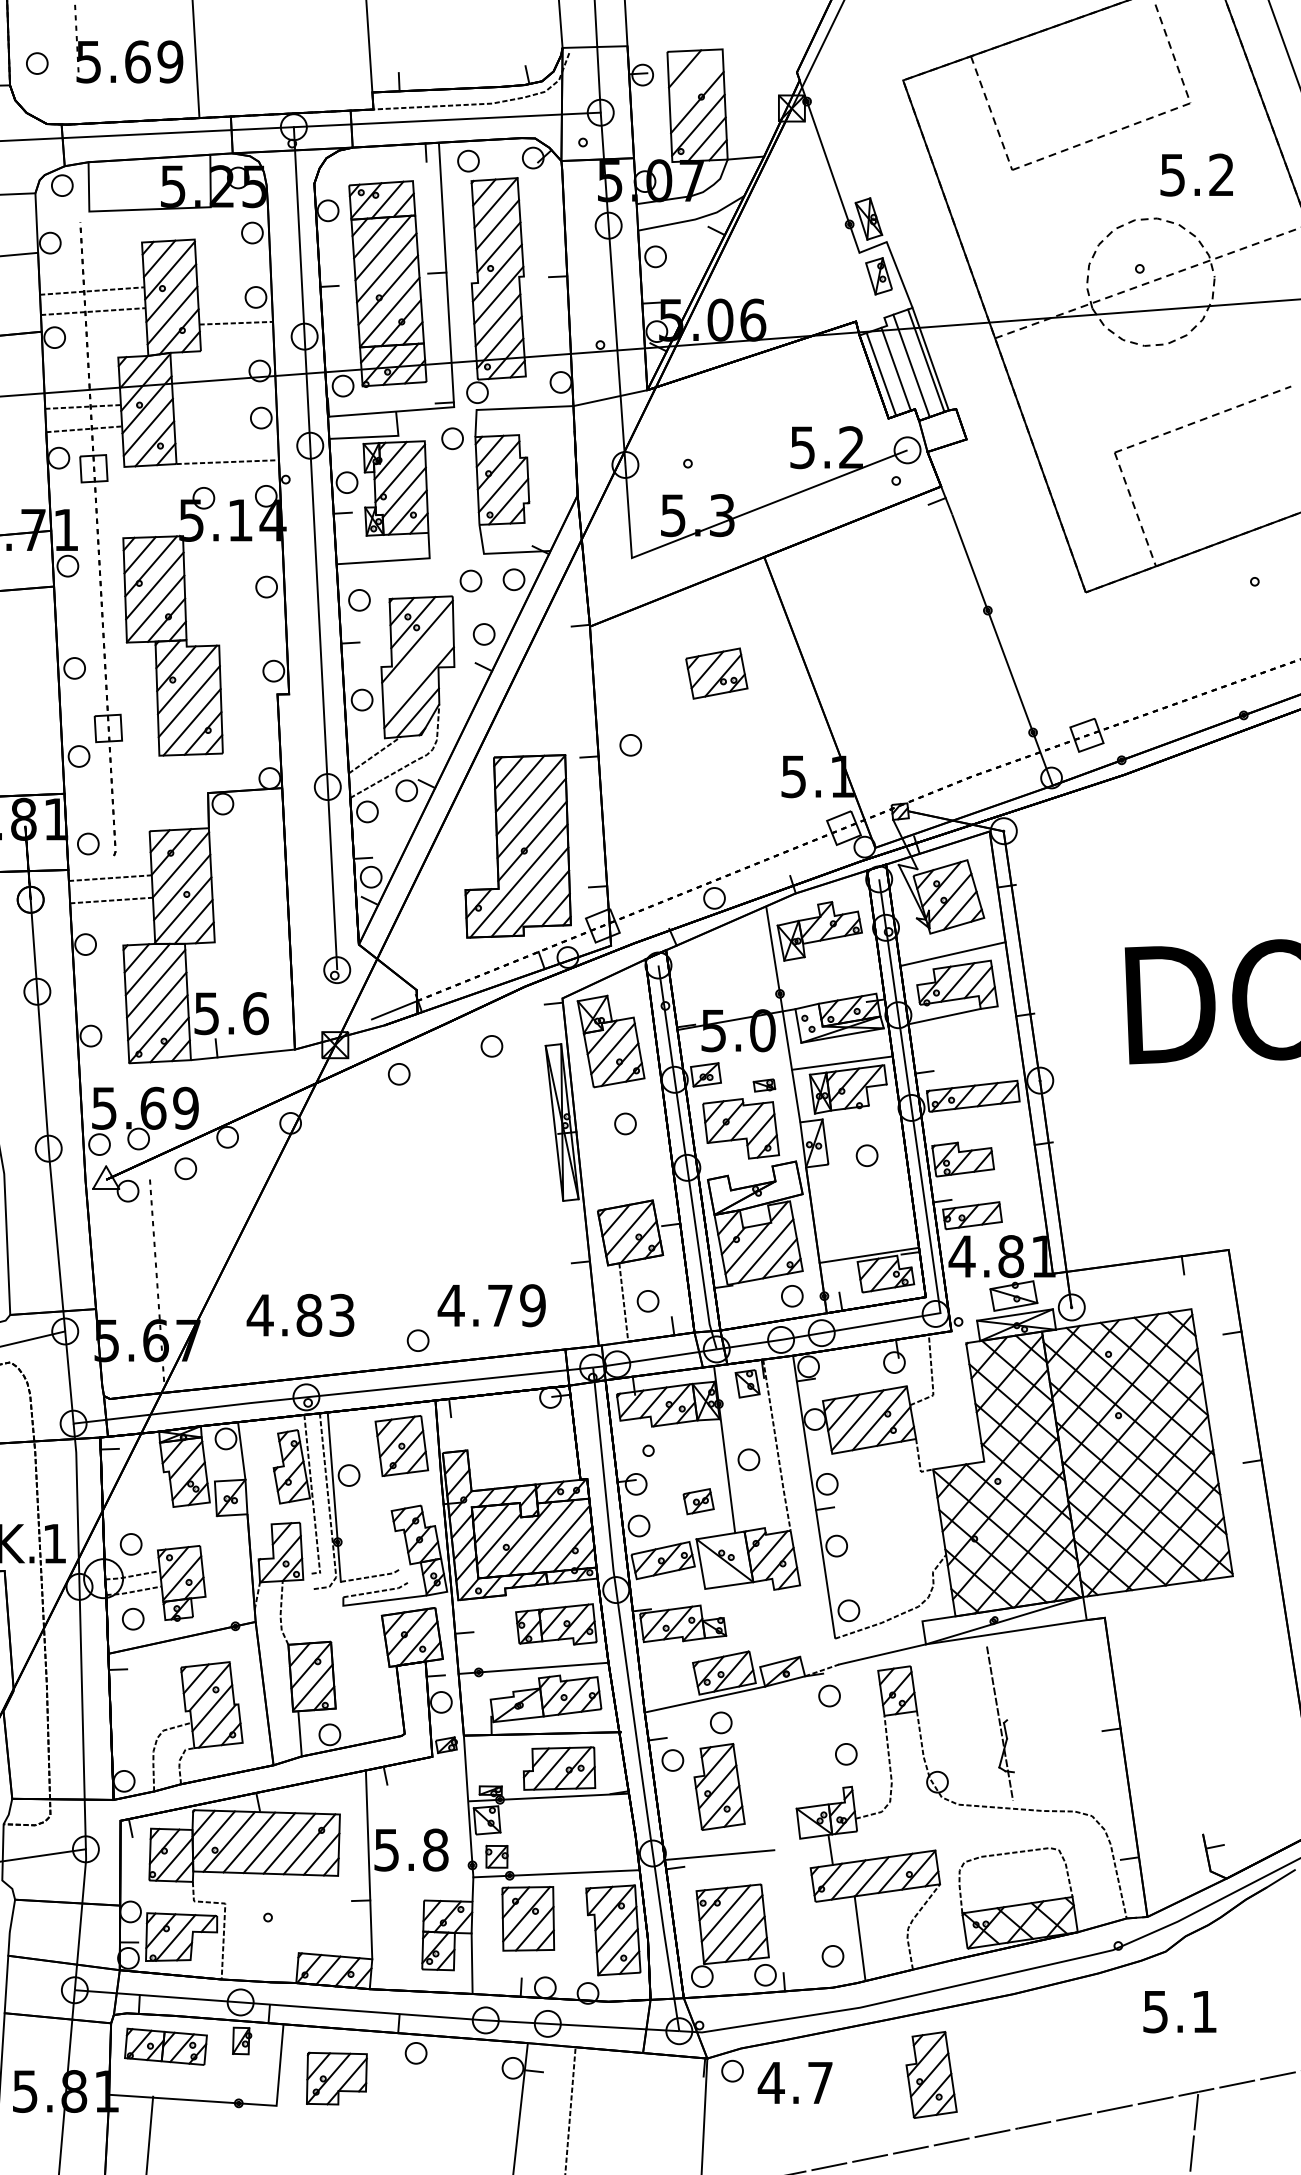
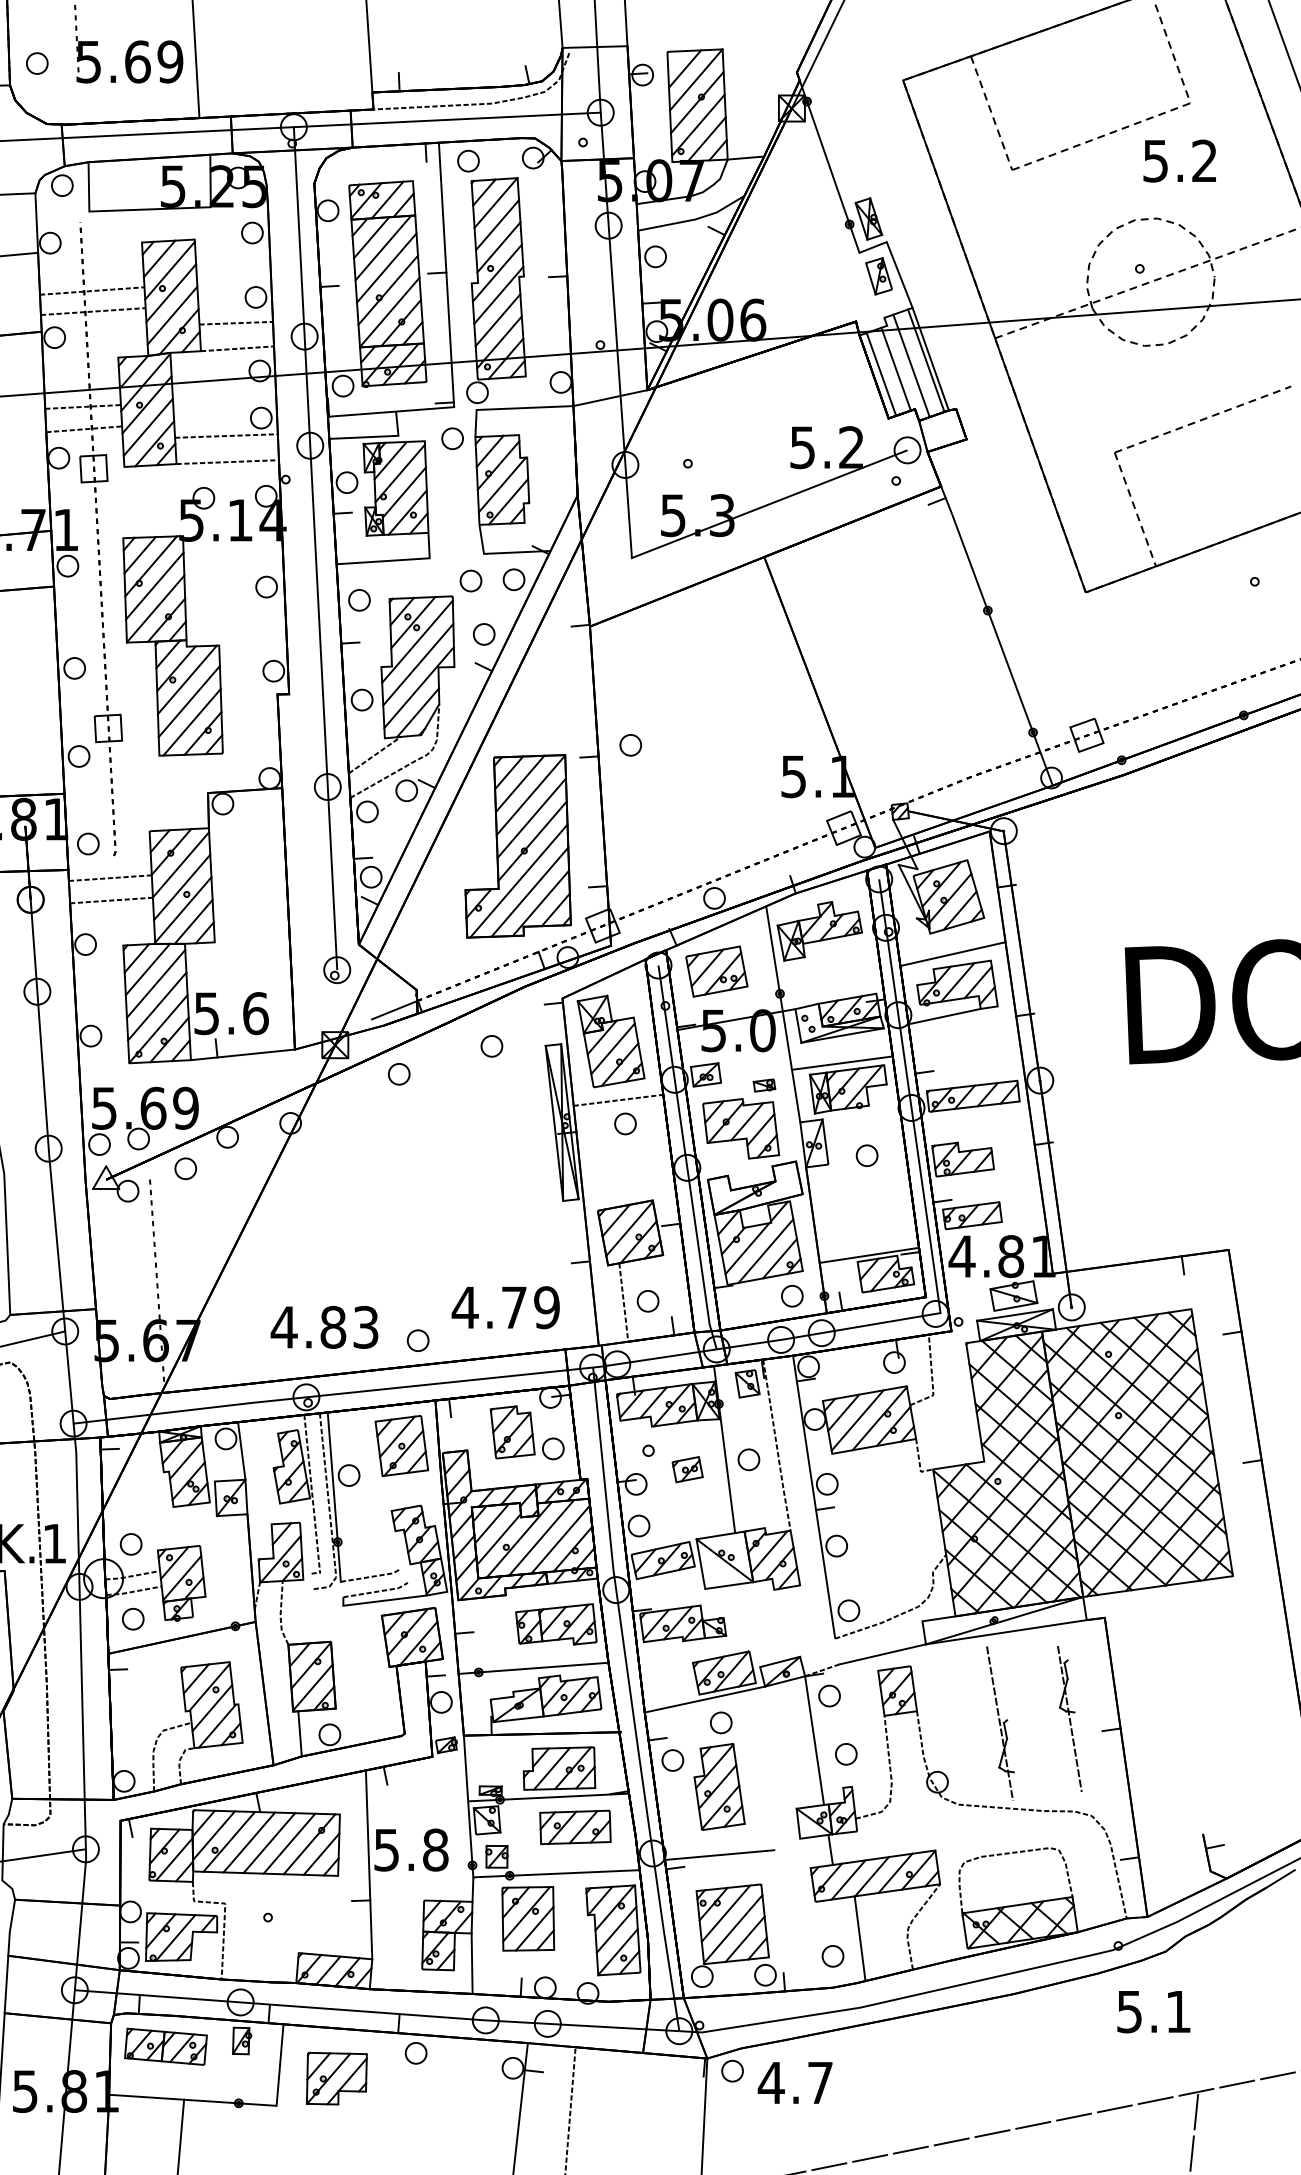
line: none -> present (696, 79)
text position: (1196, 174) -> (1179, 160) (1179, 160)
line: none -> present (237, 348)
line: none -> present (226, 435)
line: none -> present (418, 664)
part position: (716, 673) -> (716, 971) (716, 971)
line: none -> present (618, 1099)
text position: (491, 1305) -> (505, 1307) (505, 1307)
text position: (300, 1314) -> (324, 1326) (324, 1326)
part: none -> present (526, 1432)
part position: (698, 1501) -> (687, 1469) (687, 1469)
part: none -> present (1069, 1718)
line: none -> present (814, 1740)
part: none -> present (575, 1826)
text position: (1179, 2012) -> (1153, 2012) (1153, 2012)
part: present -> none (931, 2074)
line position: (149, 2133) -> (180, 2135) (180, 2135)
